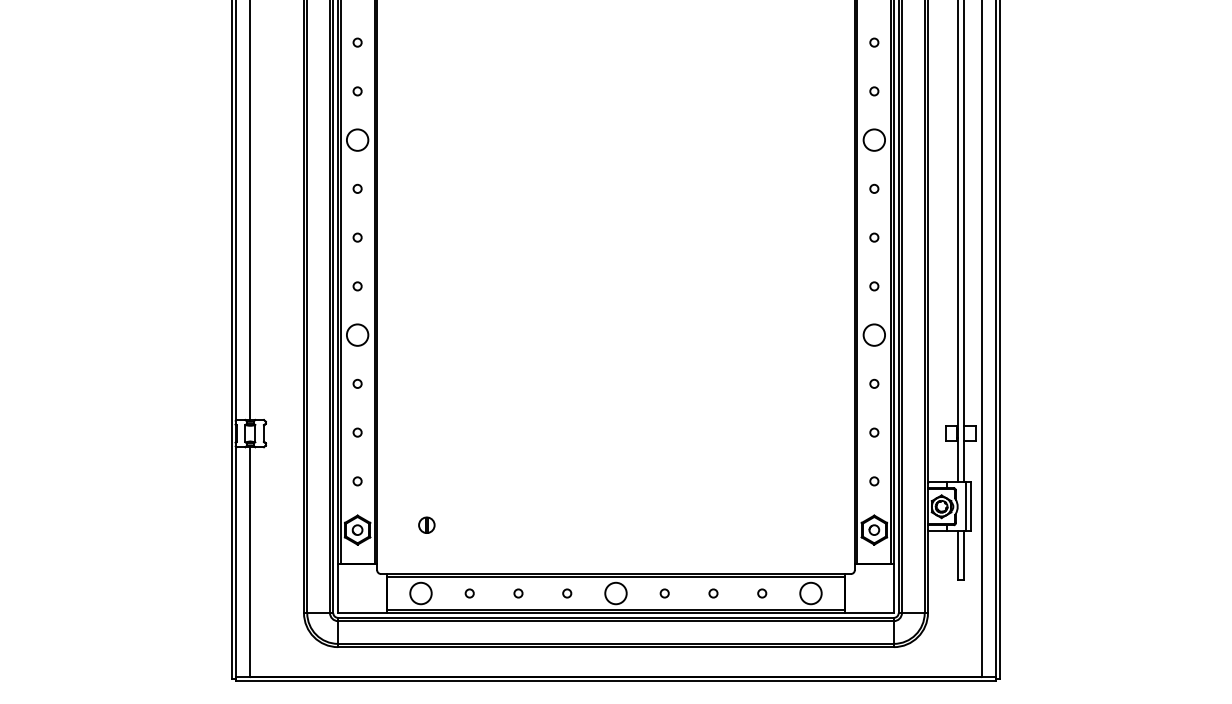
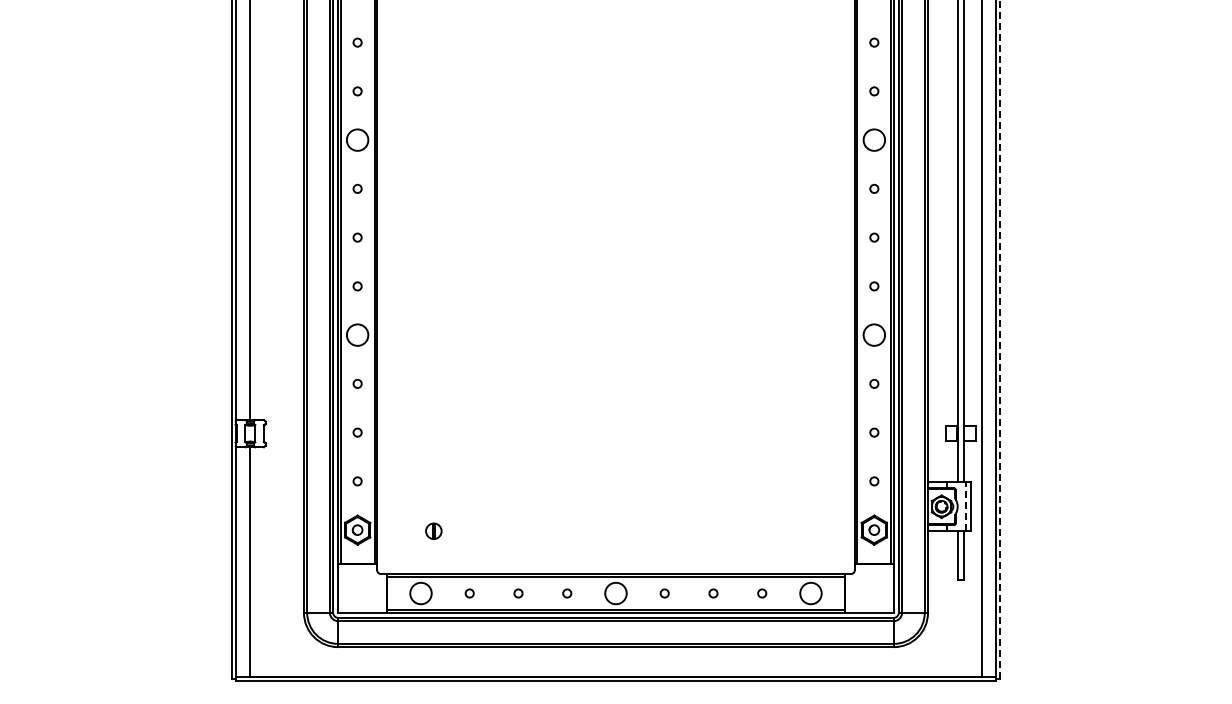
line: solid -> dashed (1000, 340)
line: solid -> dashed (966, 506)
part position: (426, 524) -> (433, 530) (433, 530)
